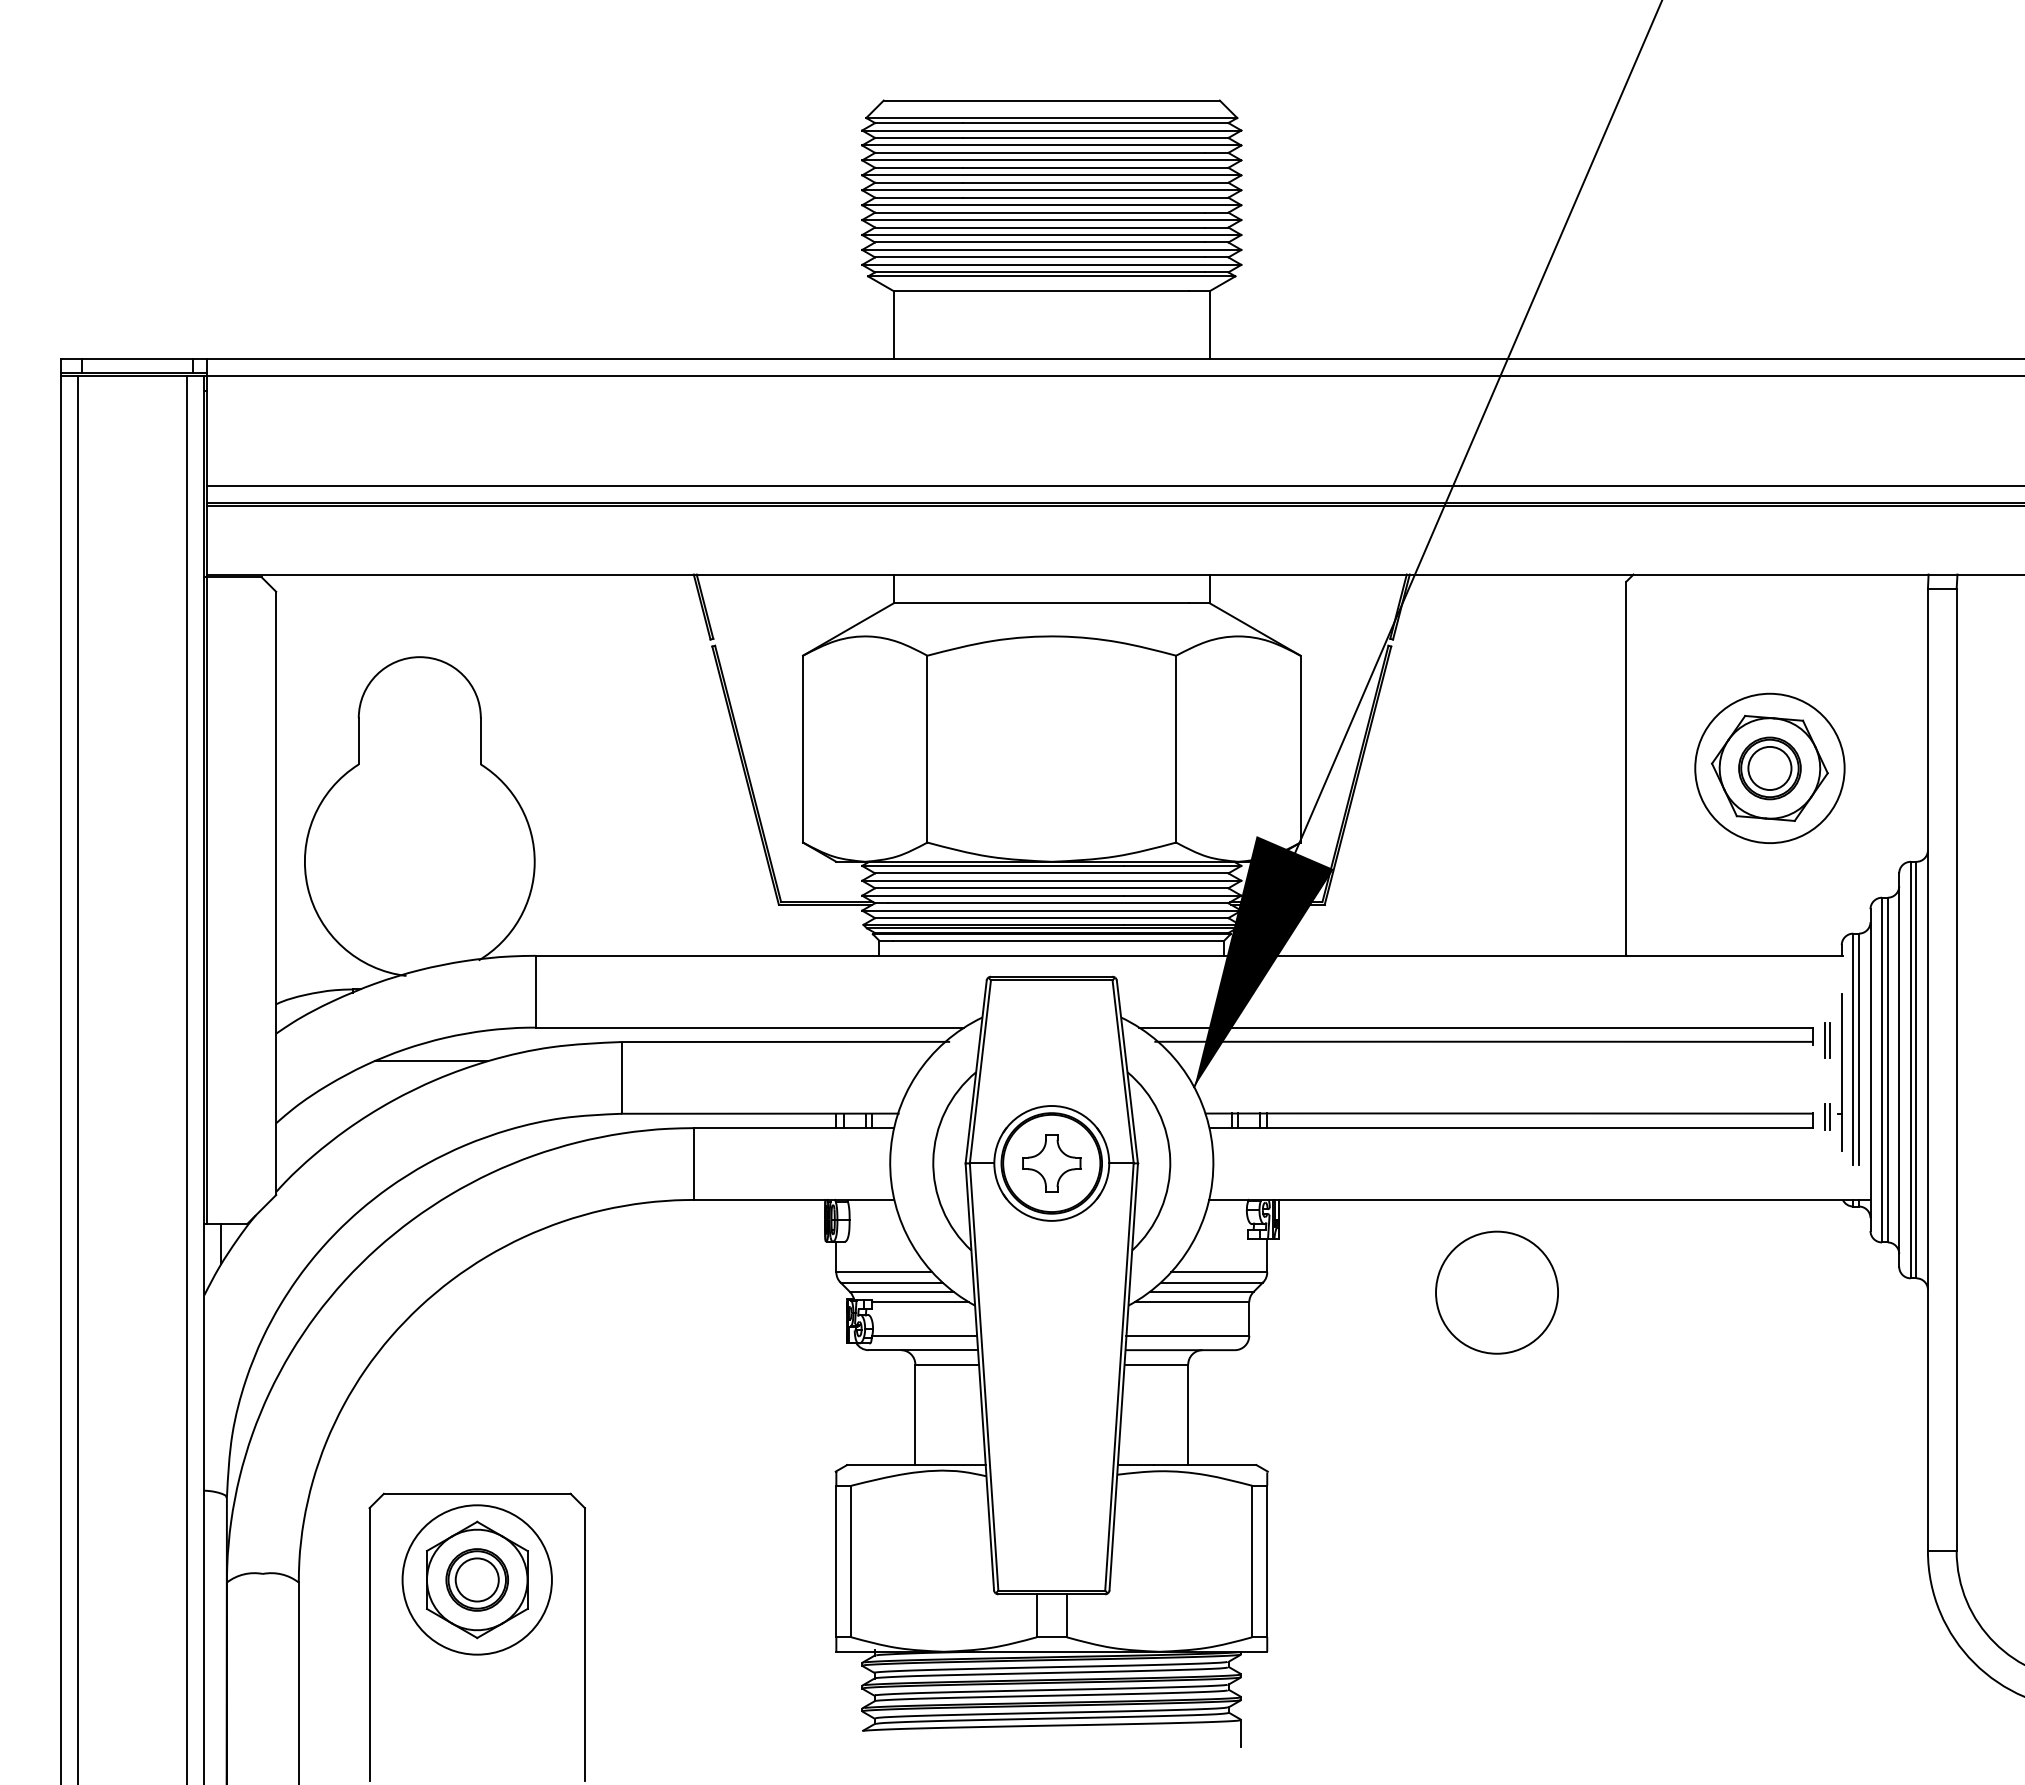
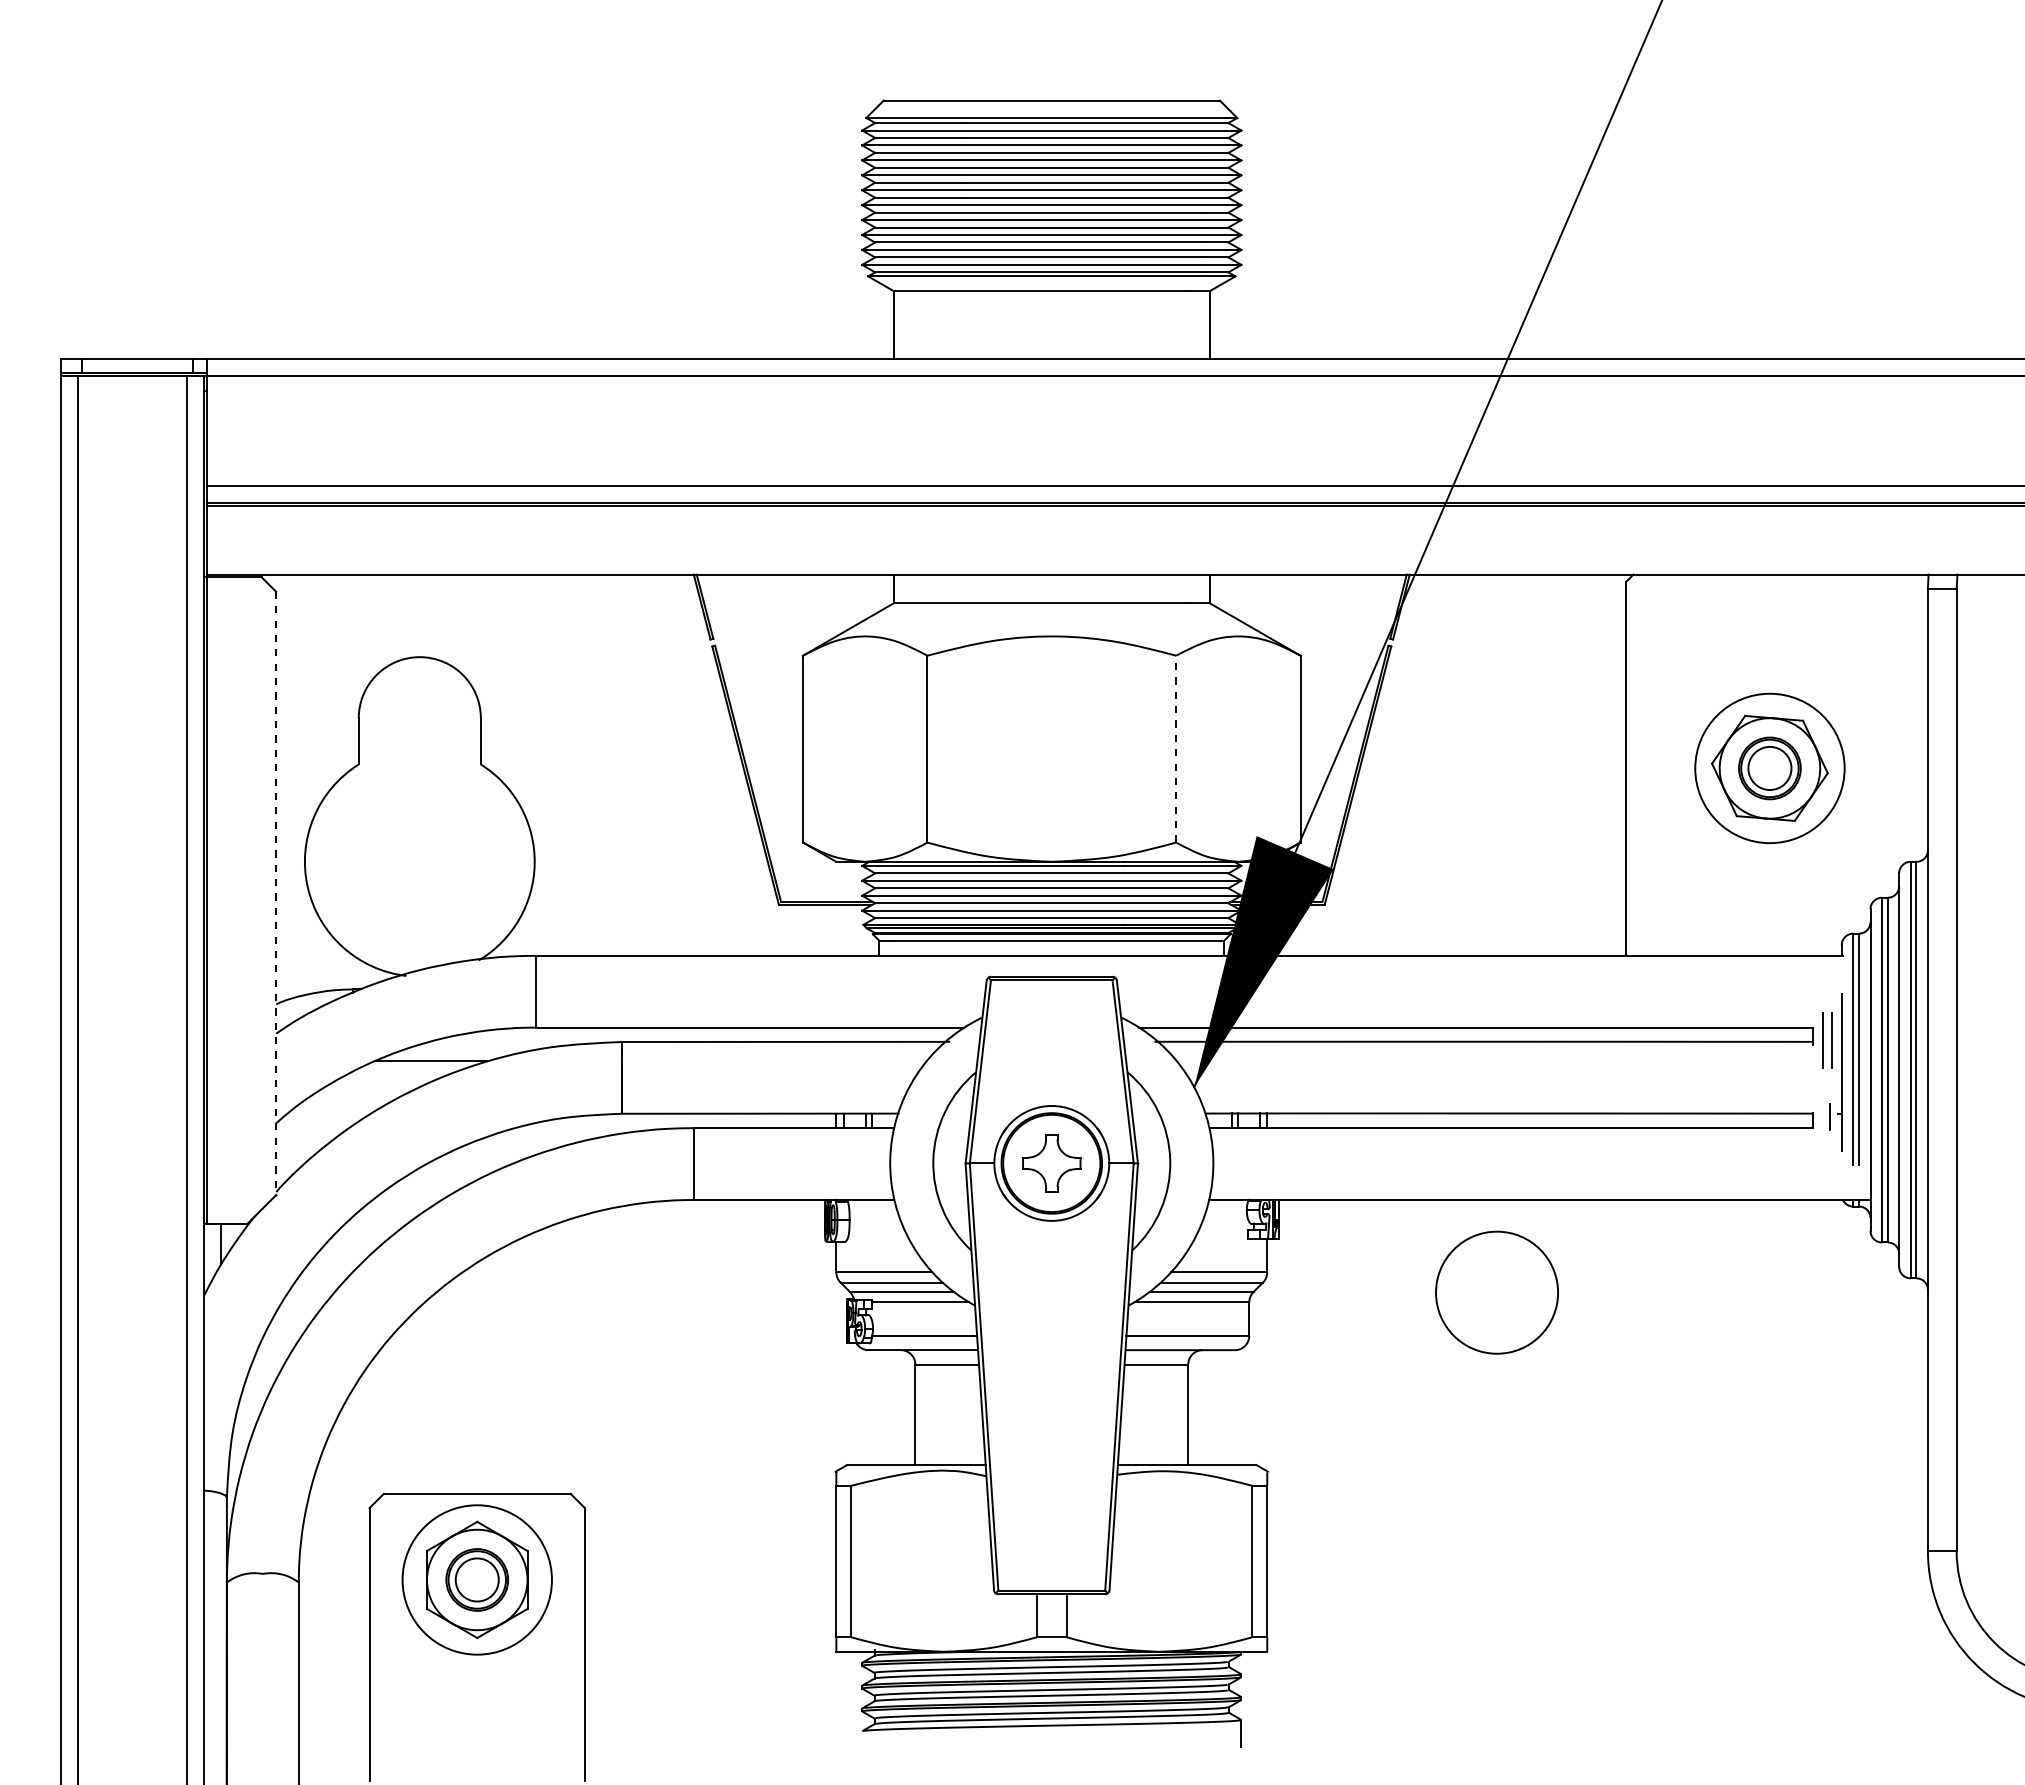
line: solid -> dashed (1176, 748)
line: solid -> dashed (276, 893)
part size: 7x37 px -> 11x57 px (1827, 1040)
line: present -> none (1824, 1116)
